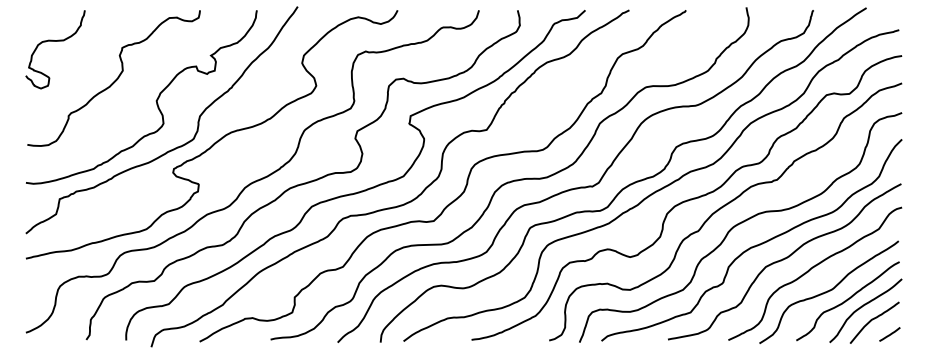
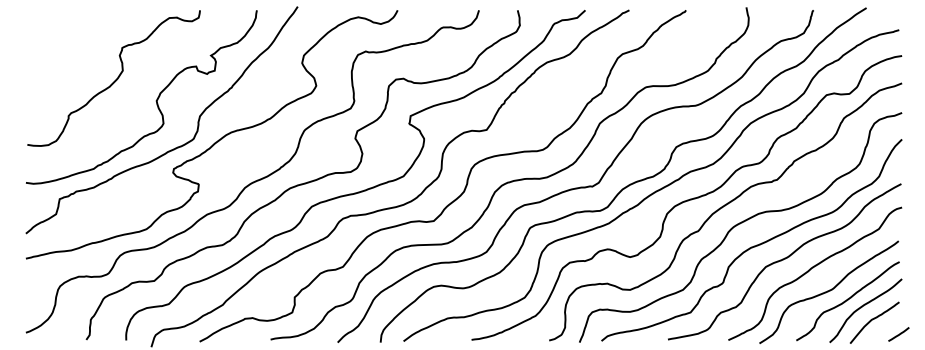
curve: present -> none (55, 41)
line position: (889, 334) -> (898, 334) (898, 334)
